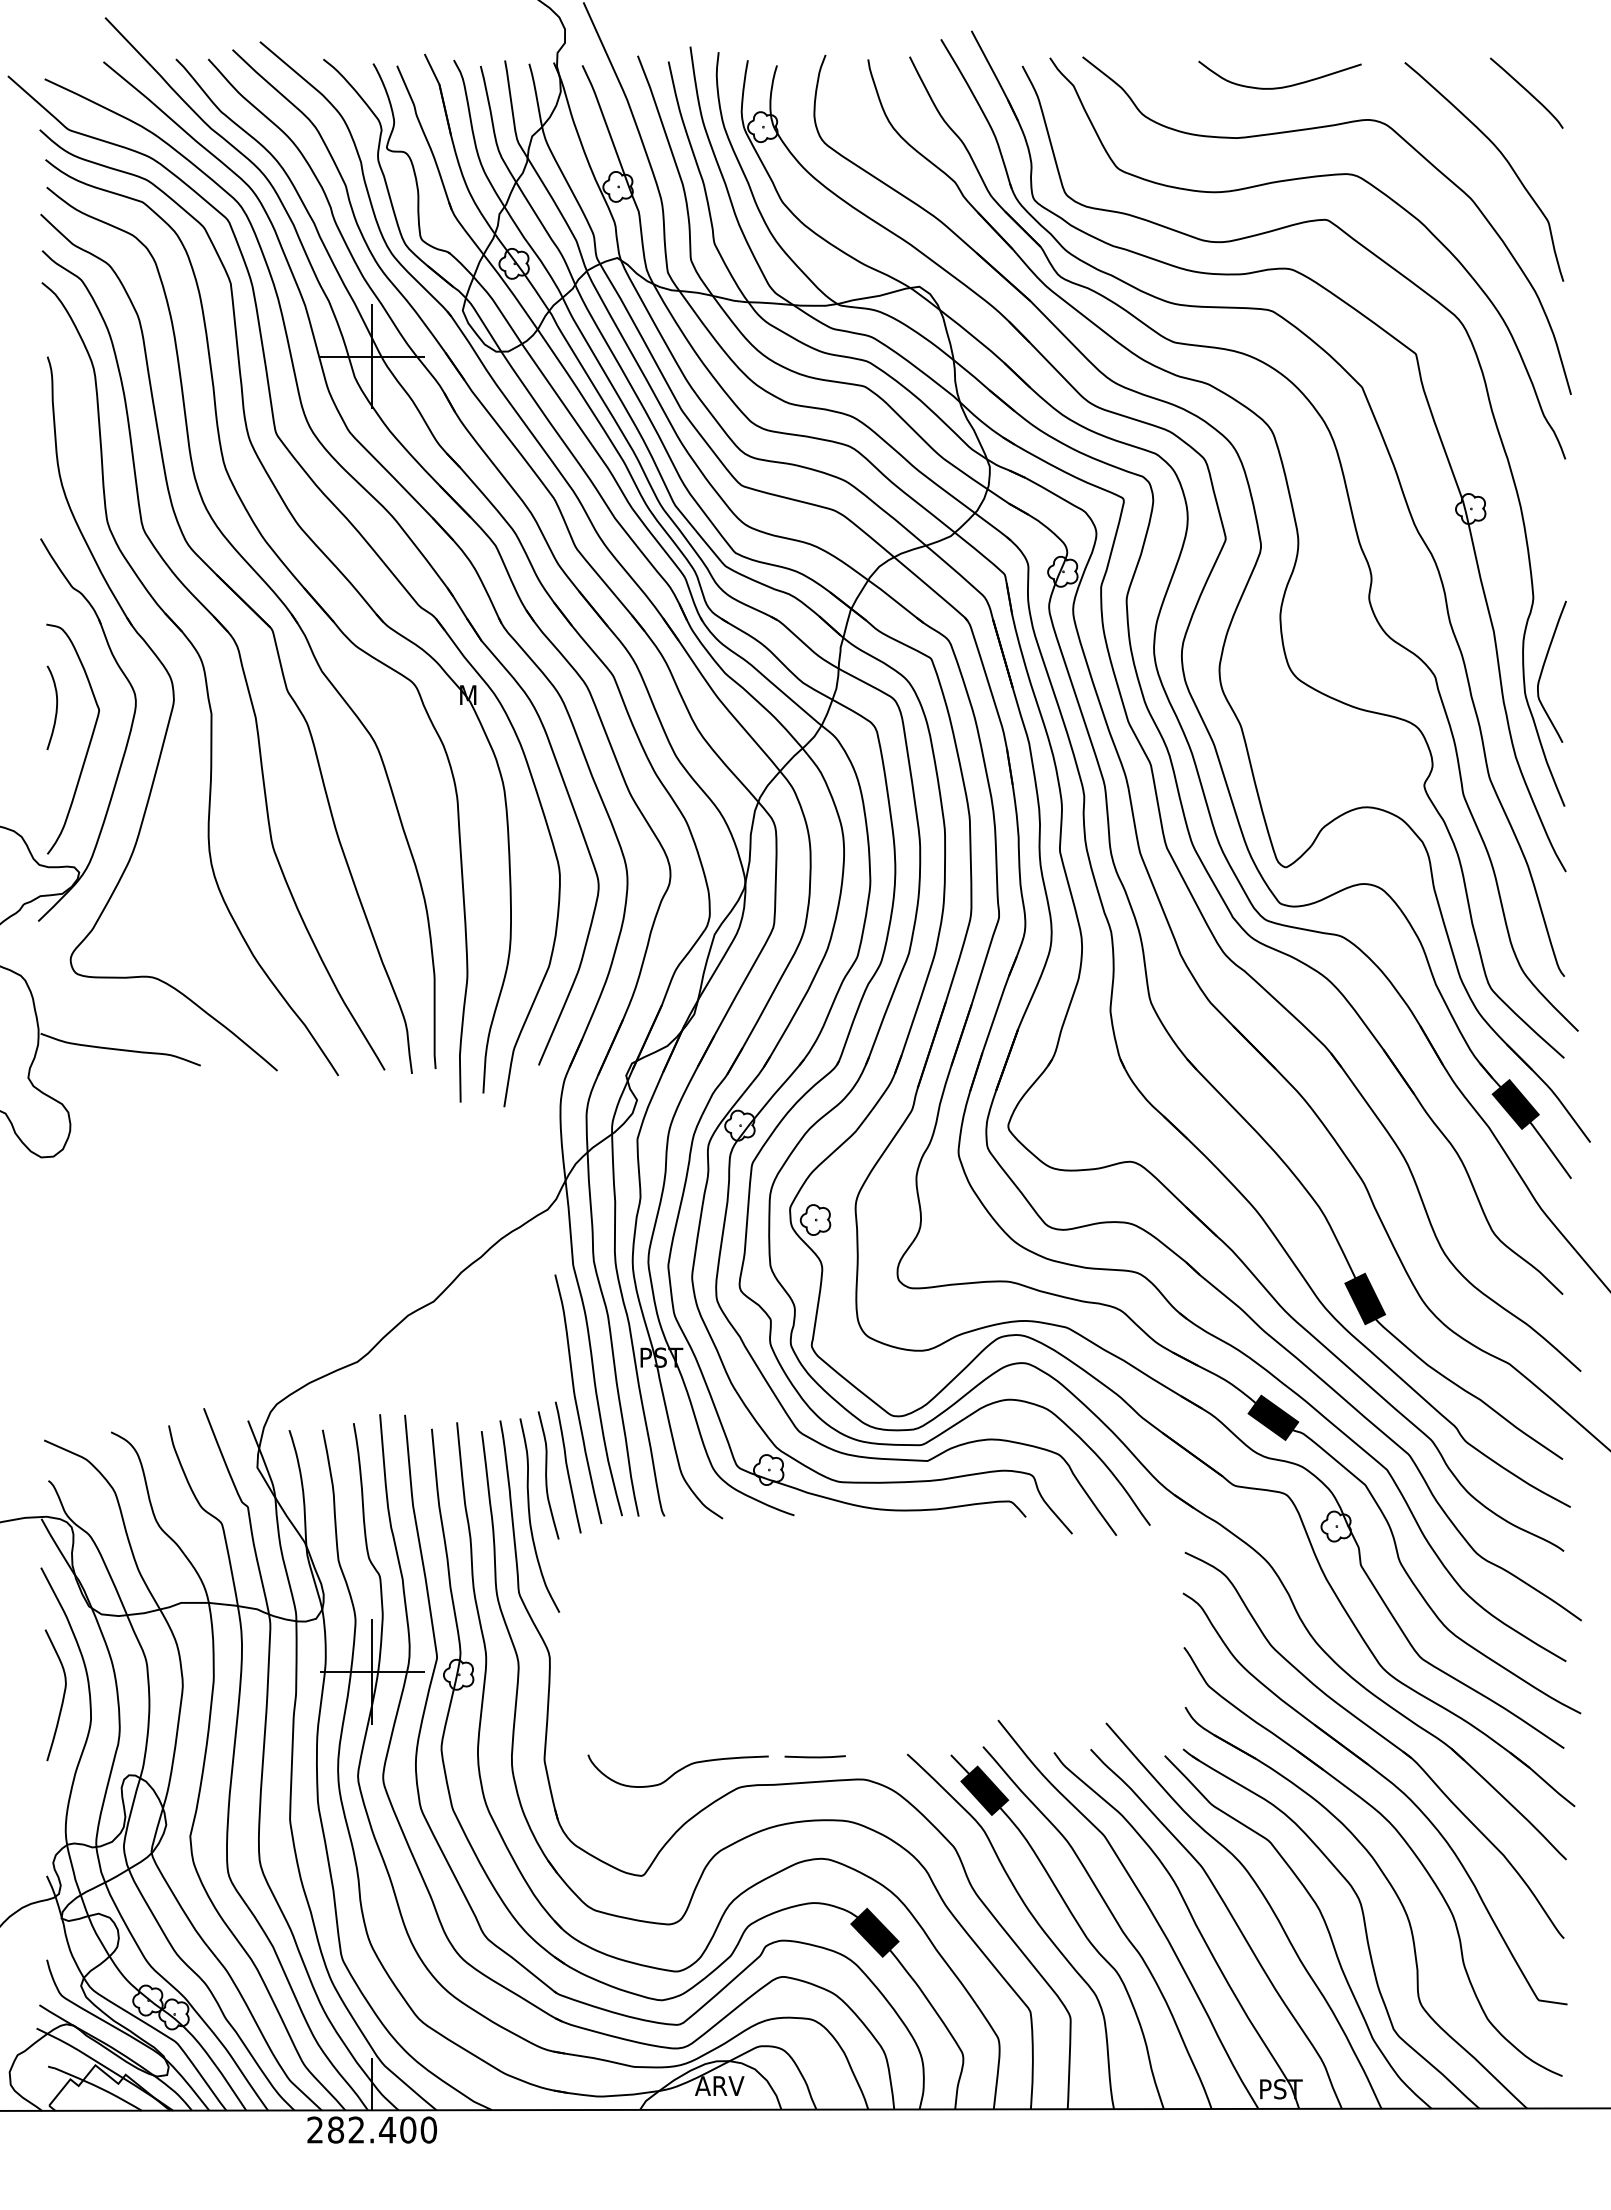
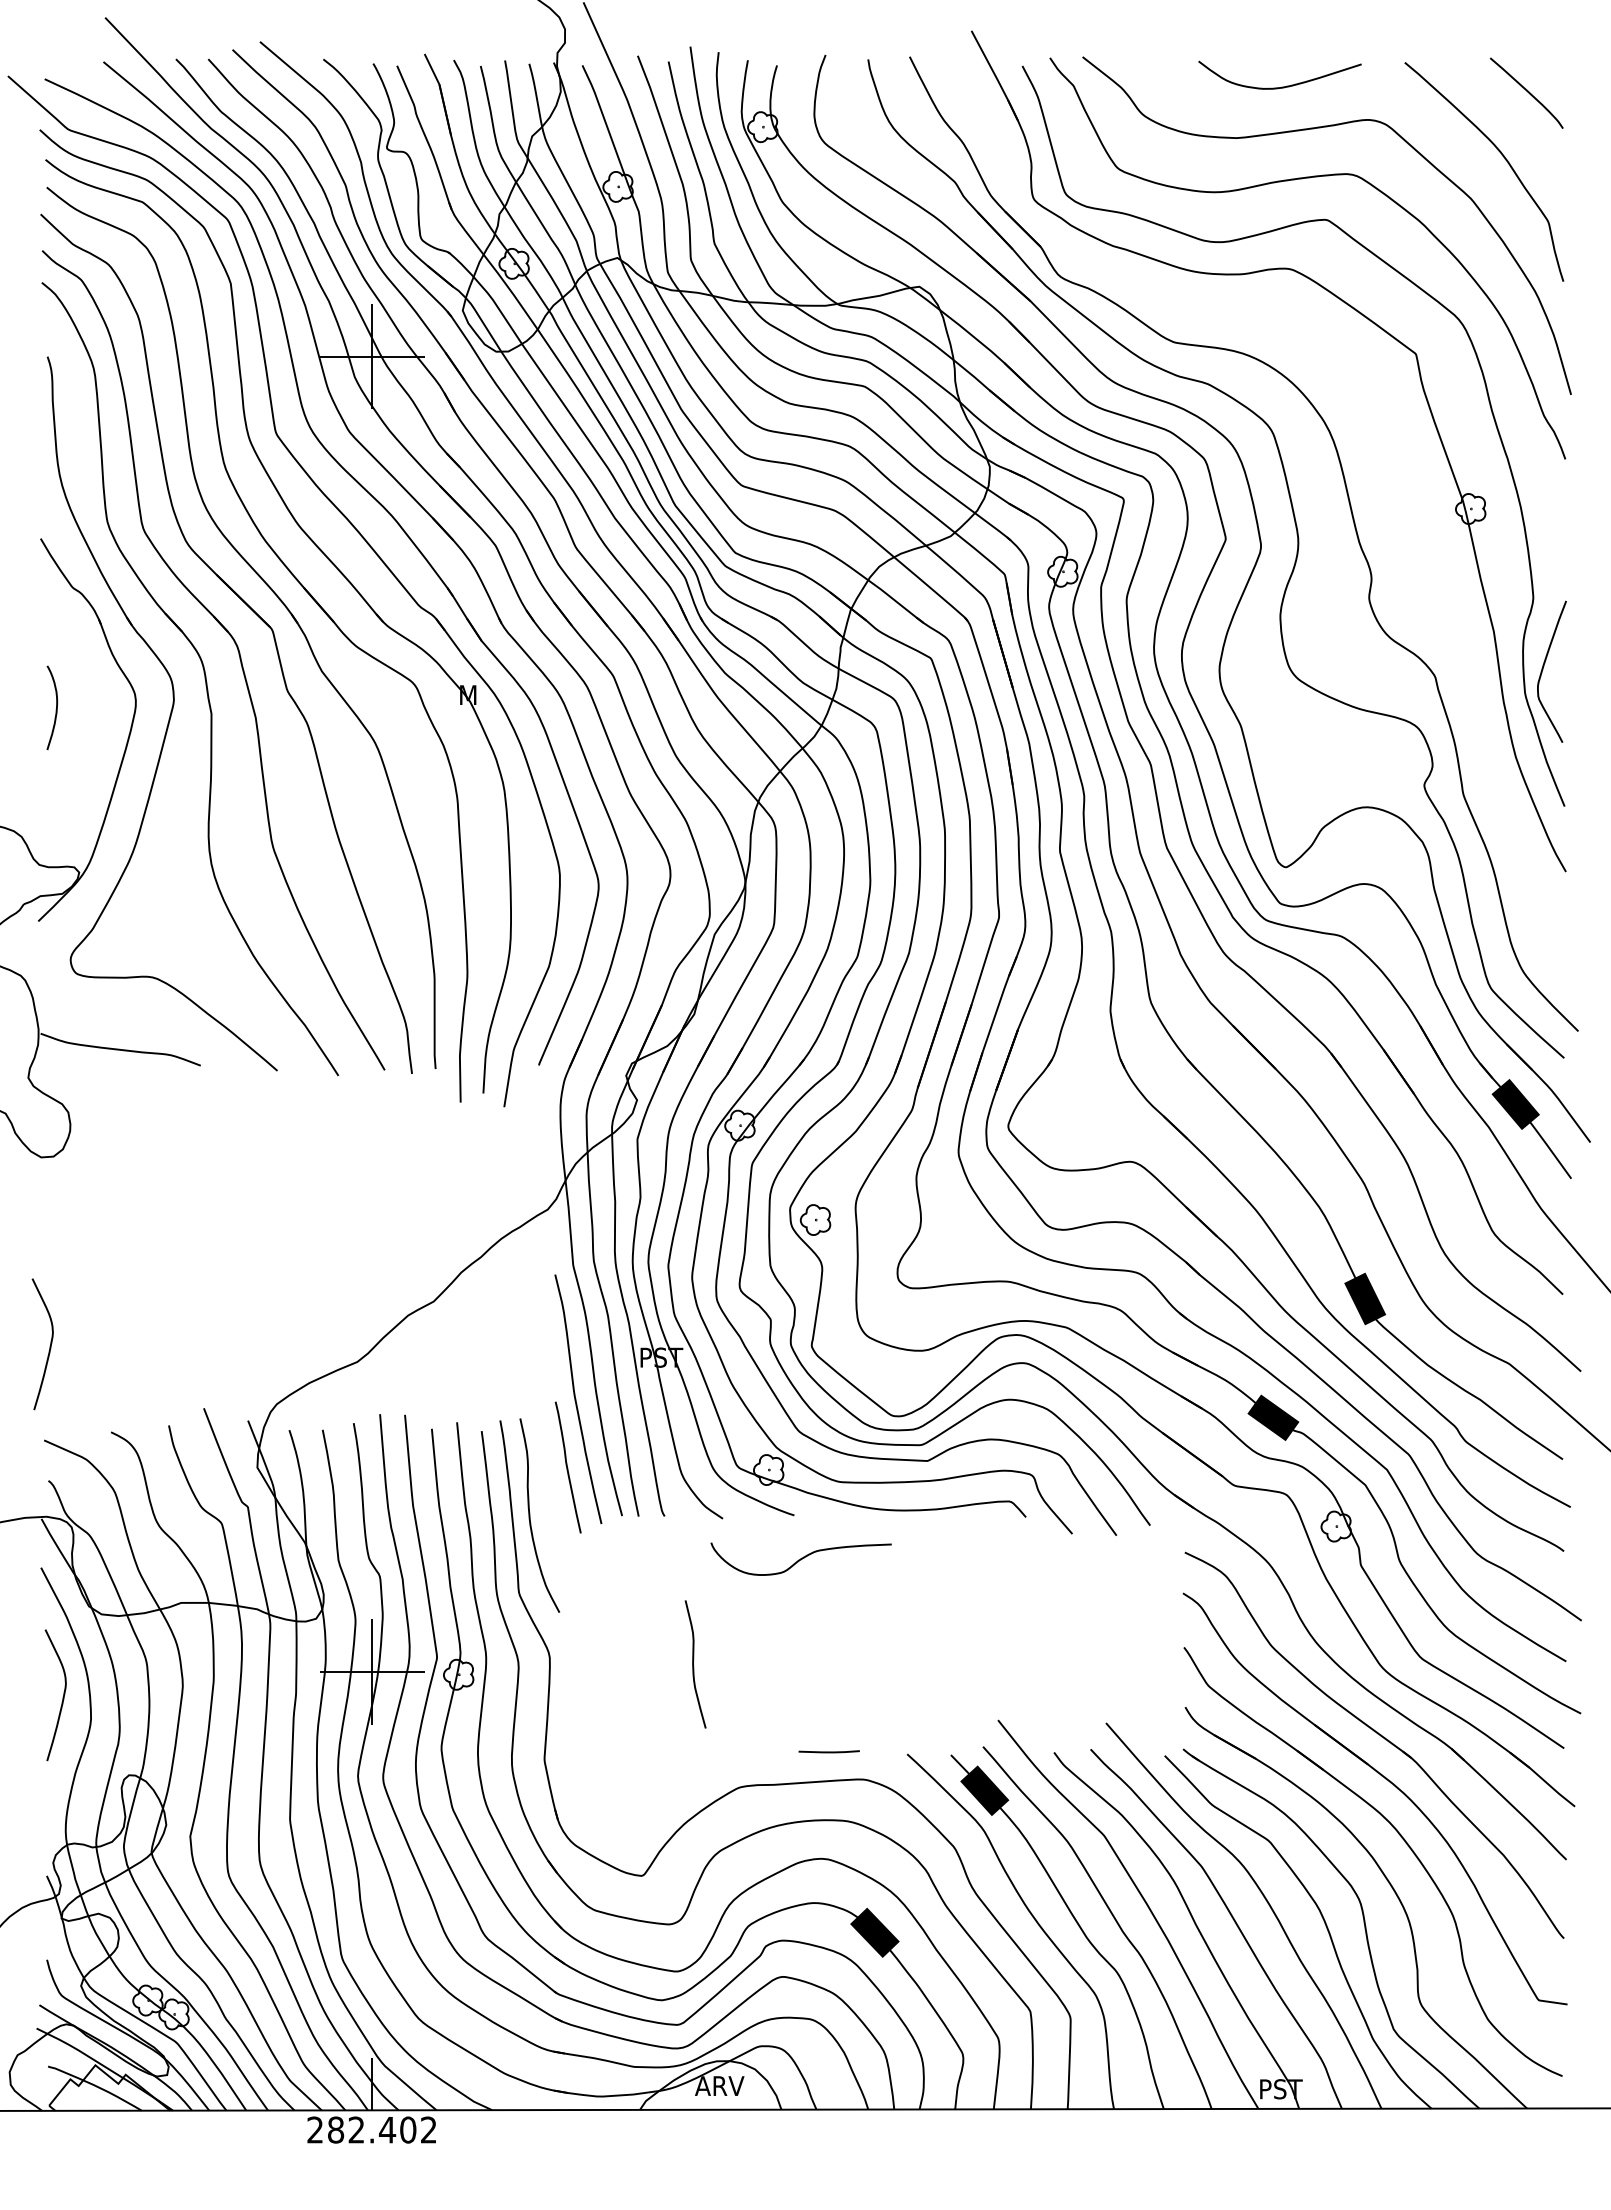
part: present -> none (1388, 455)
curve: present -> none (88, 744)
curve: none -> present (49, 1346)
curve position: (546, 1475) -> (693, 1664) (693, 1664)
line position: (814, 1756) -> (828, 1751) (828, 1751)
curve position: (677, 1770) -> (800, 1558) (800, 1558)
text: 282.400 -> 282.402 (428, 2129)
